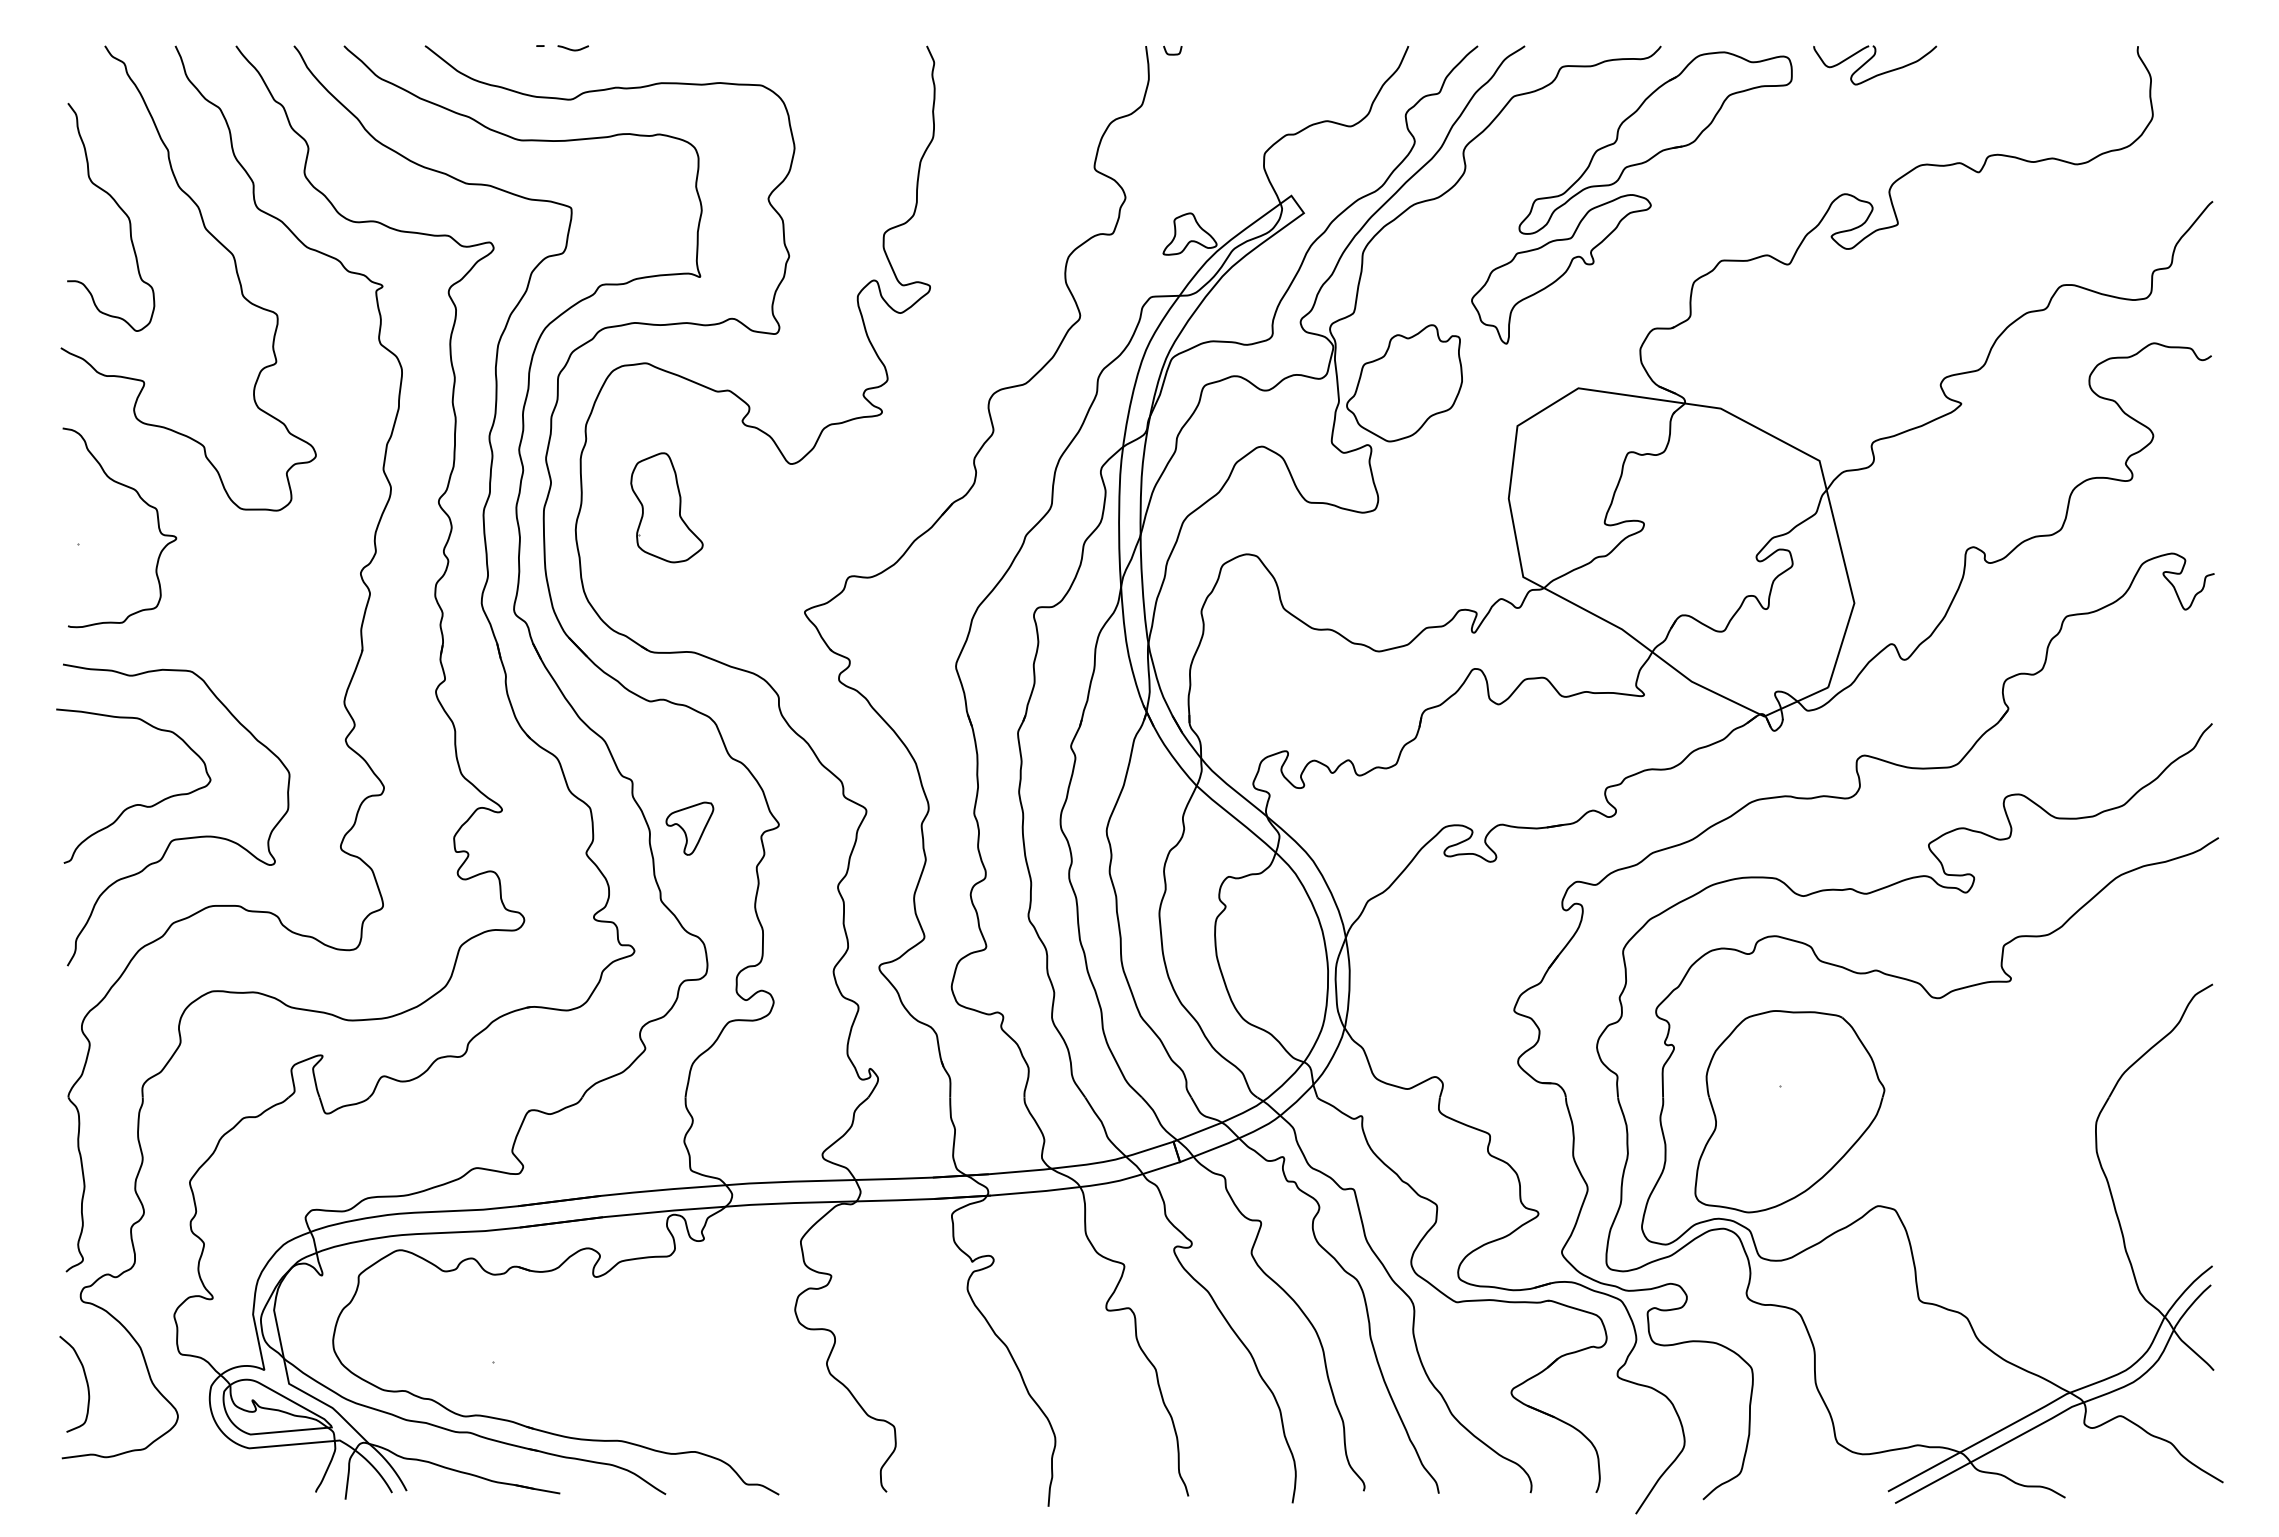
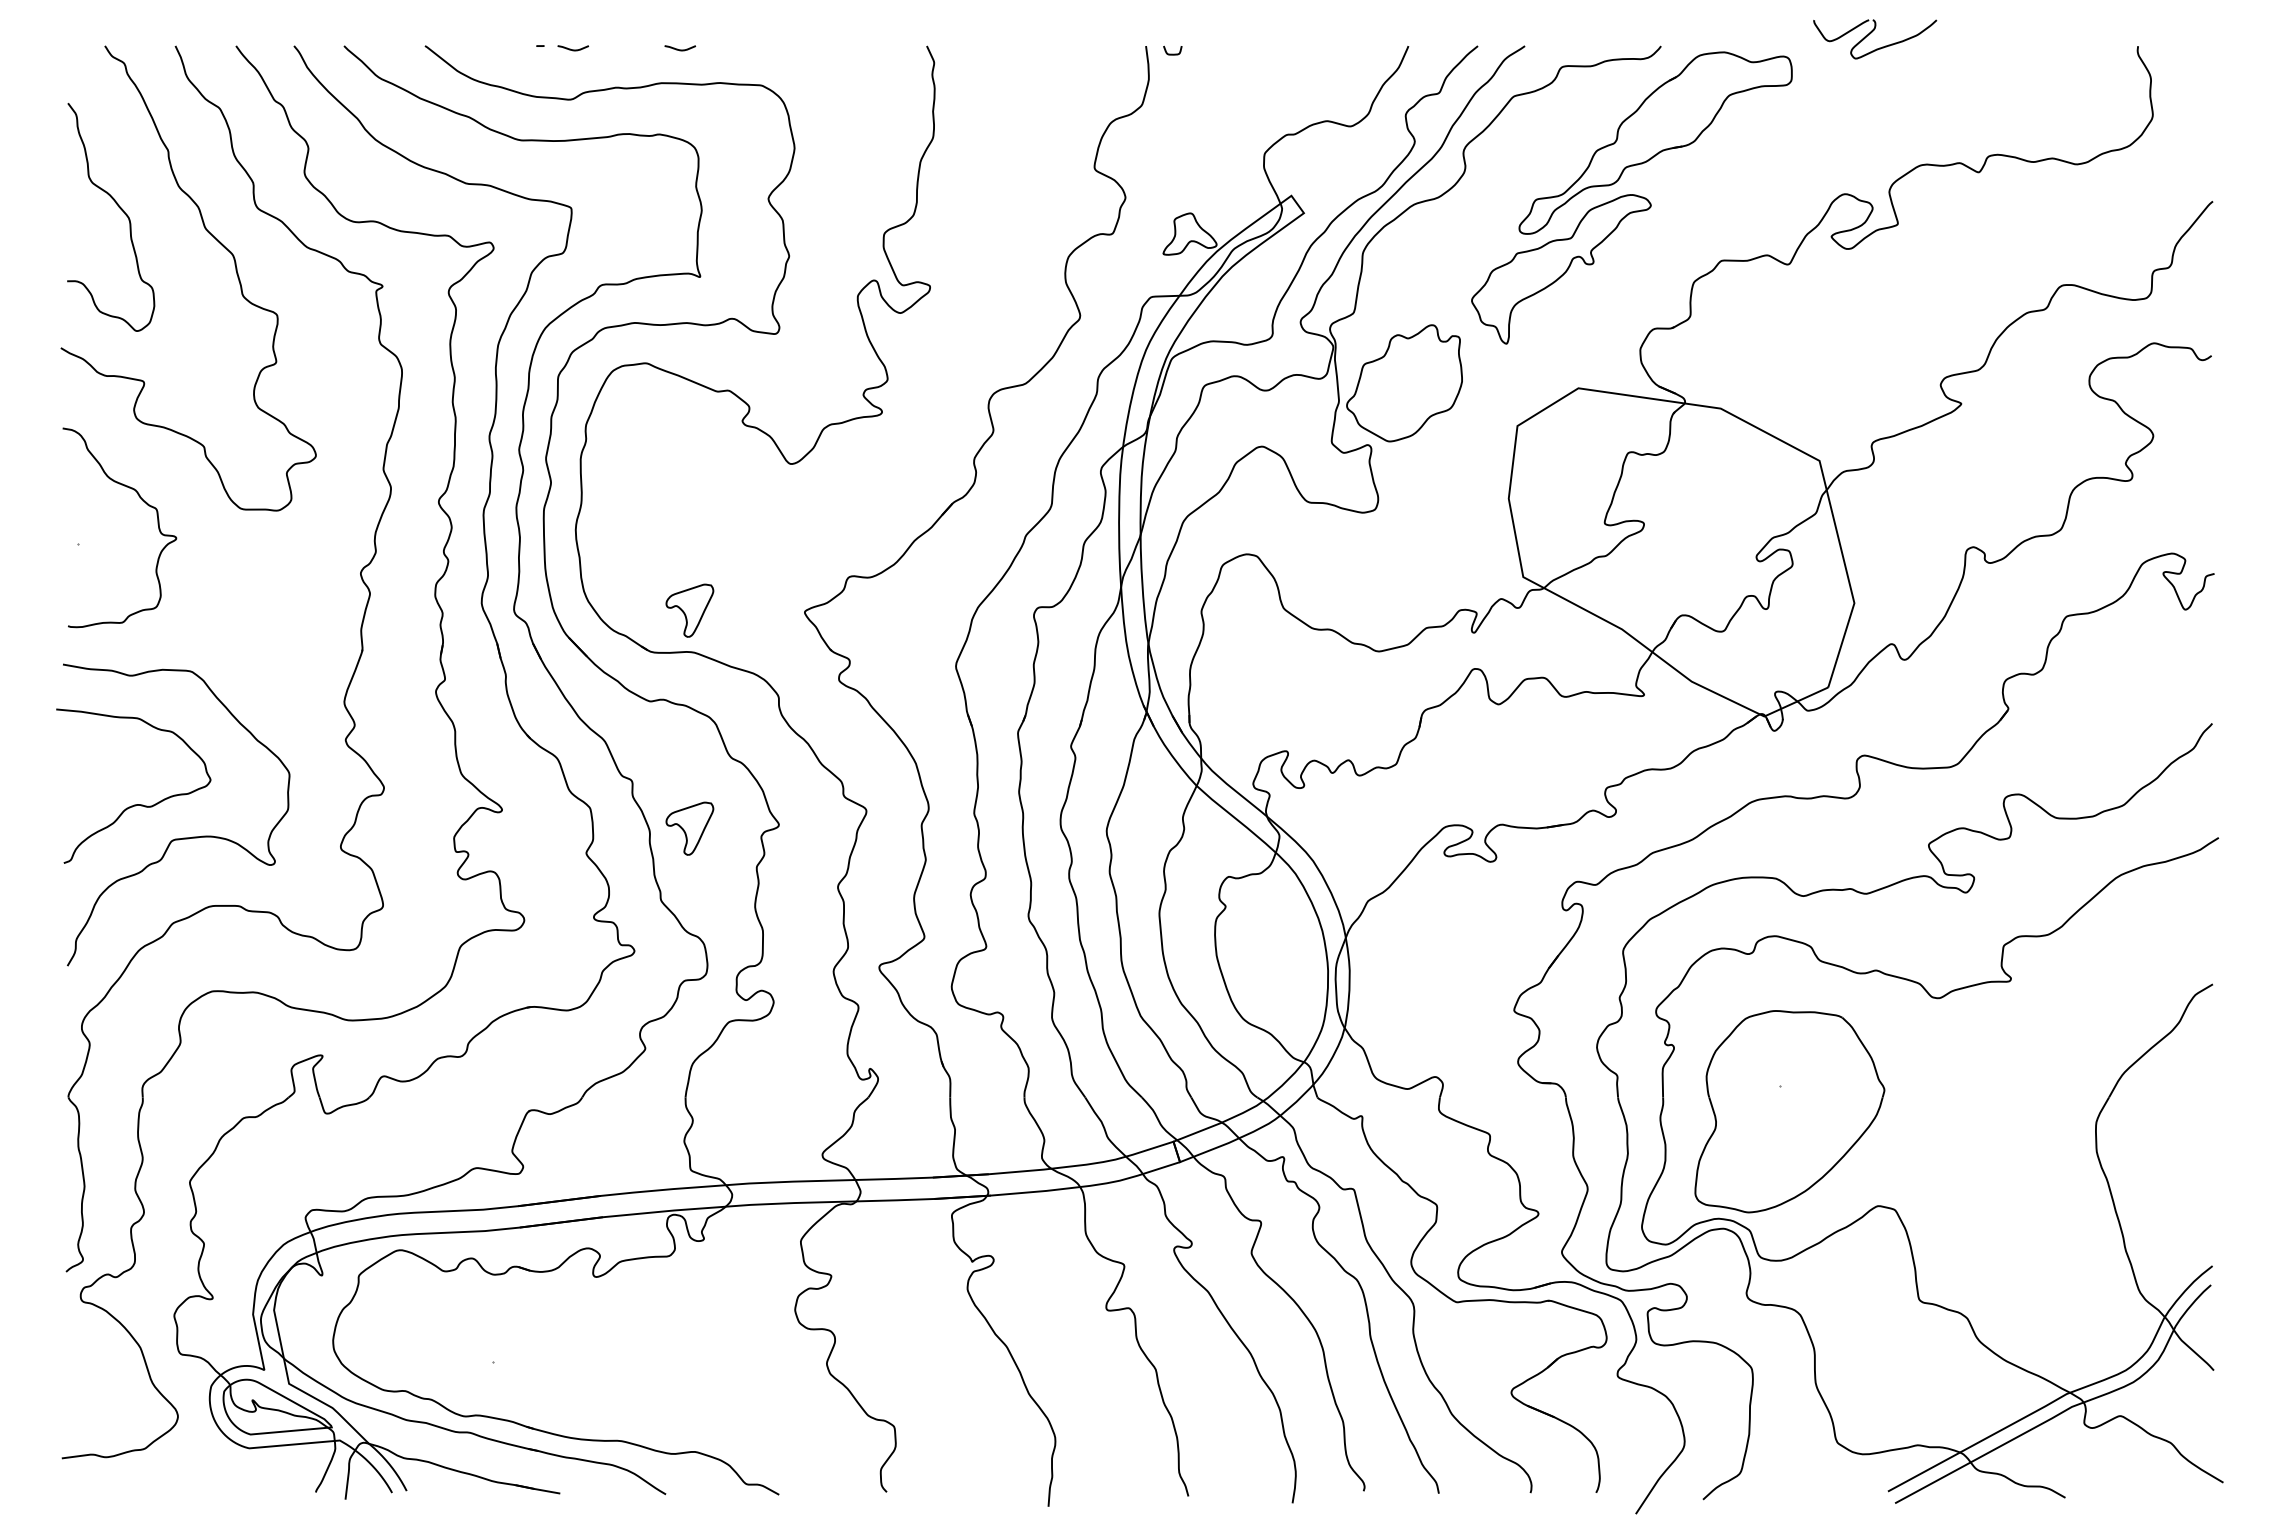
curve: none -> present (679, 49)
part position: (1870, 60) -> (1870, 34) (1870, 34)
part: present -> none (666, 507)
part: none -> present (689, 610)
curve: present -> none (85, 1380)
